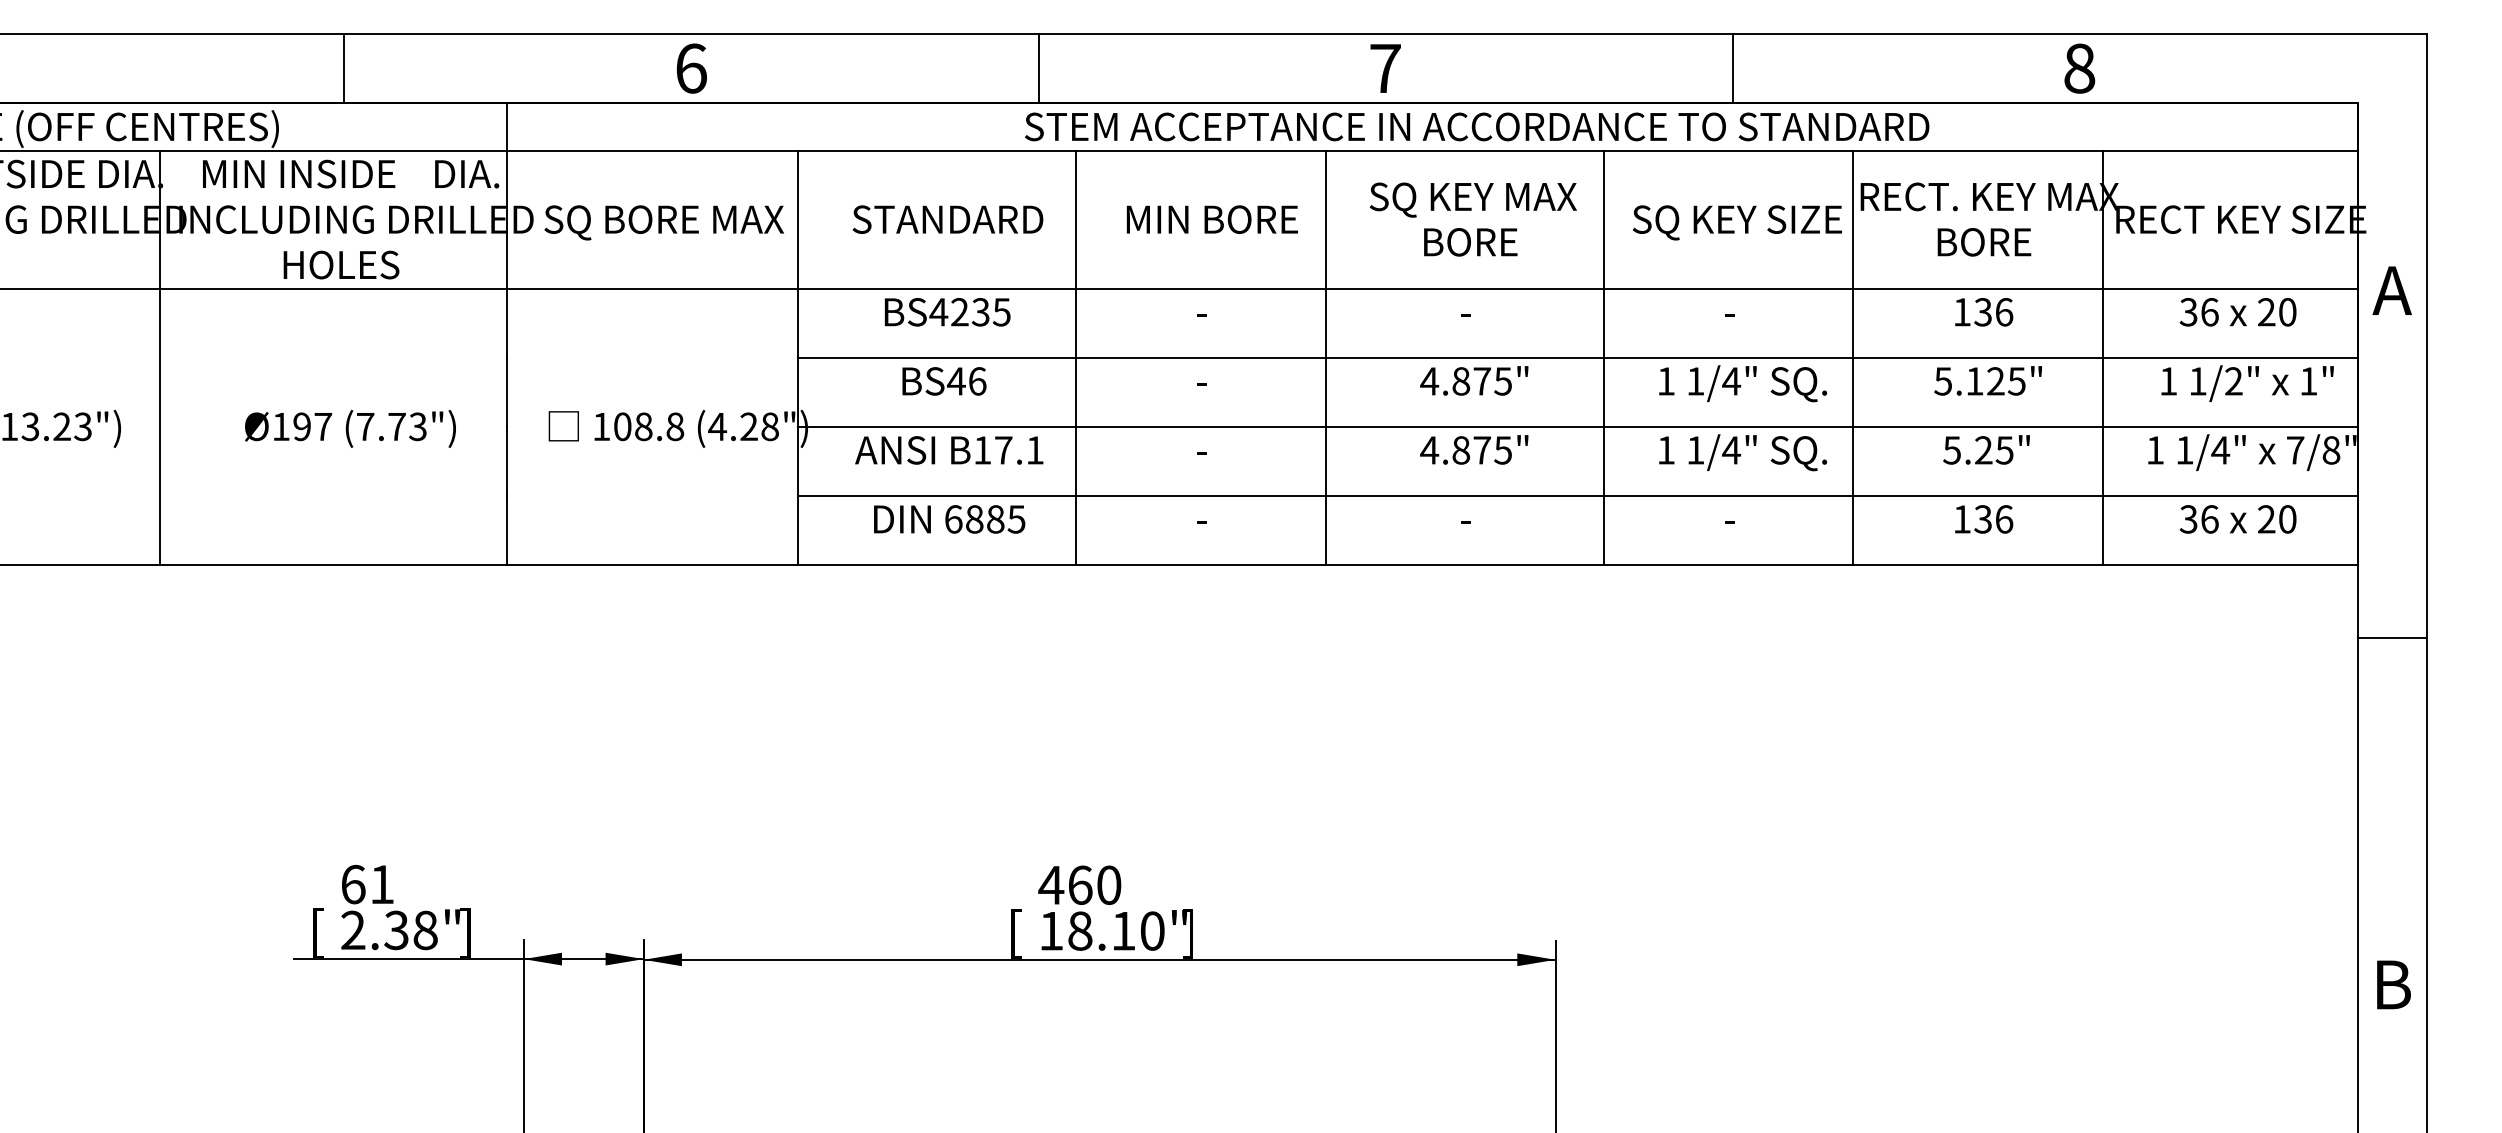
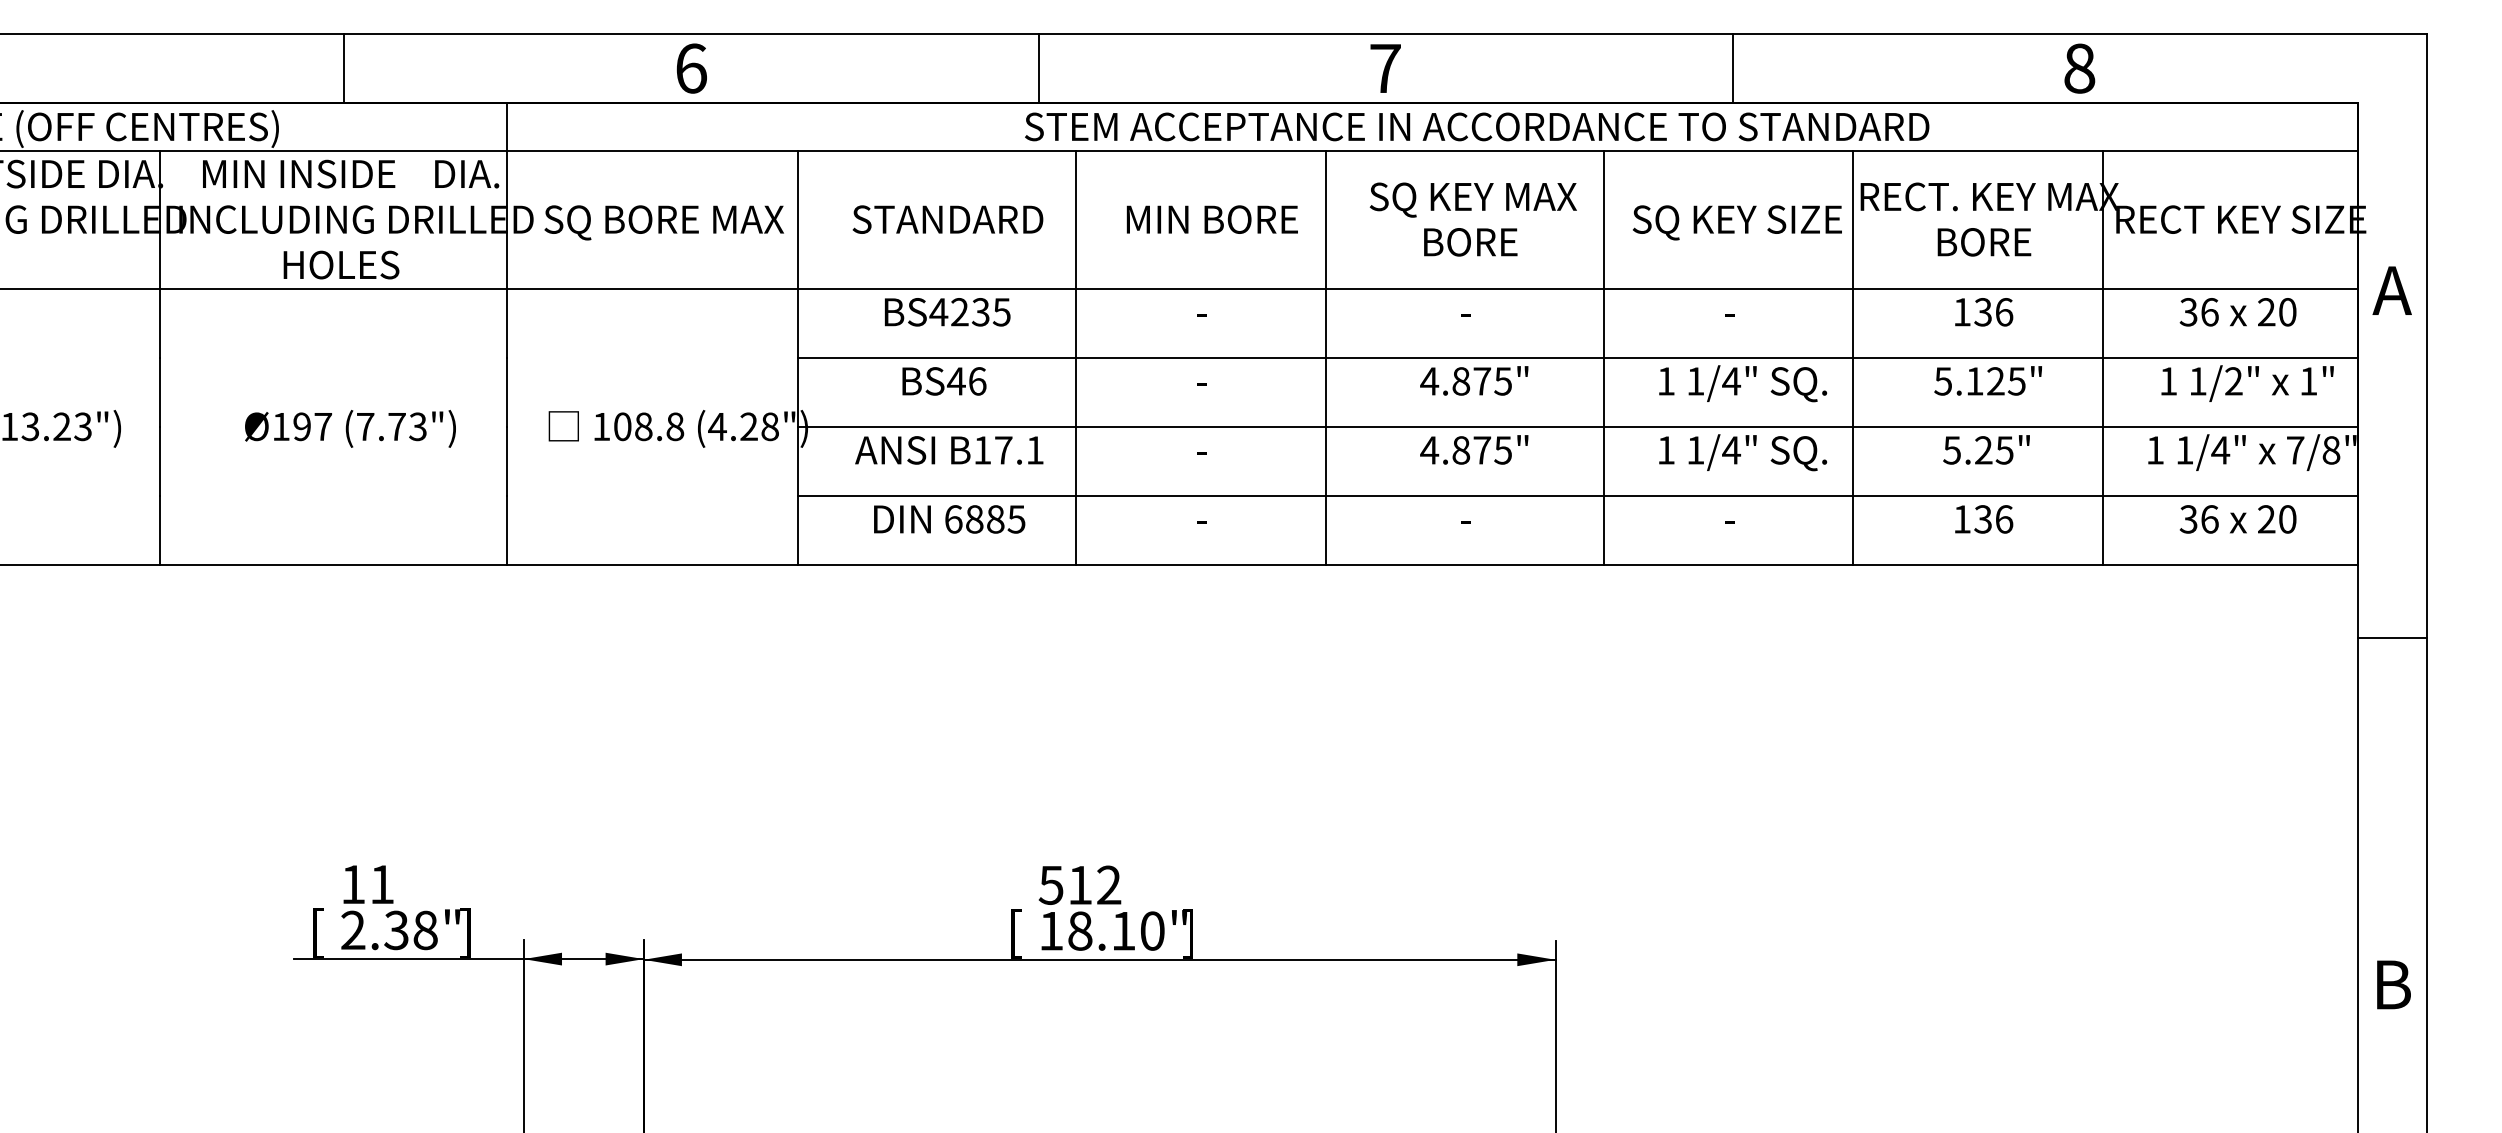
text: 61 -> 11 (353, 884)
text: 460 -> 512 (1079, 884)
